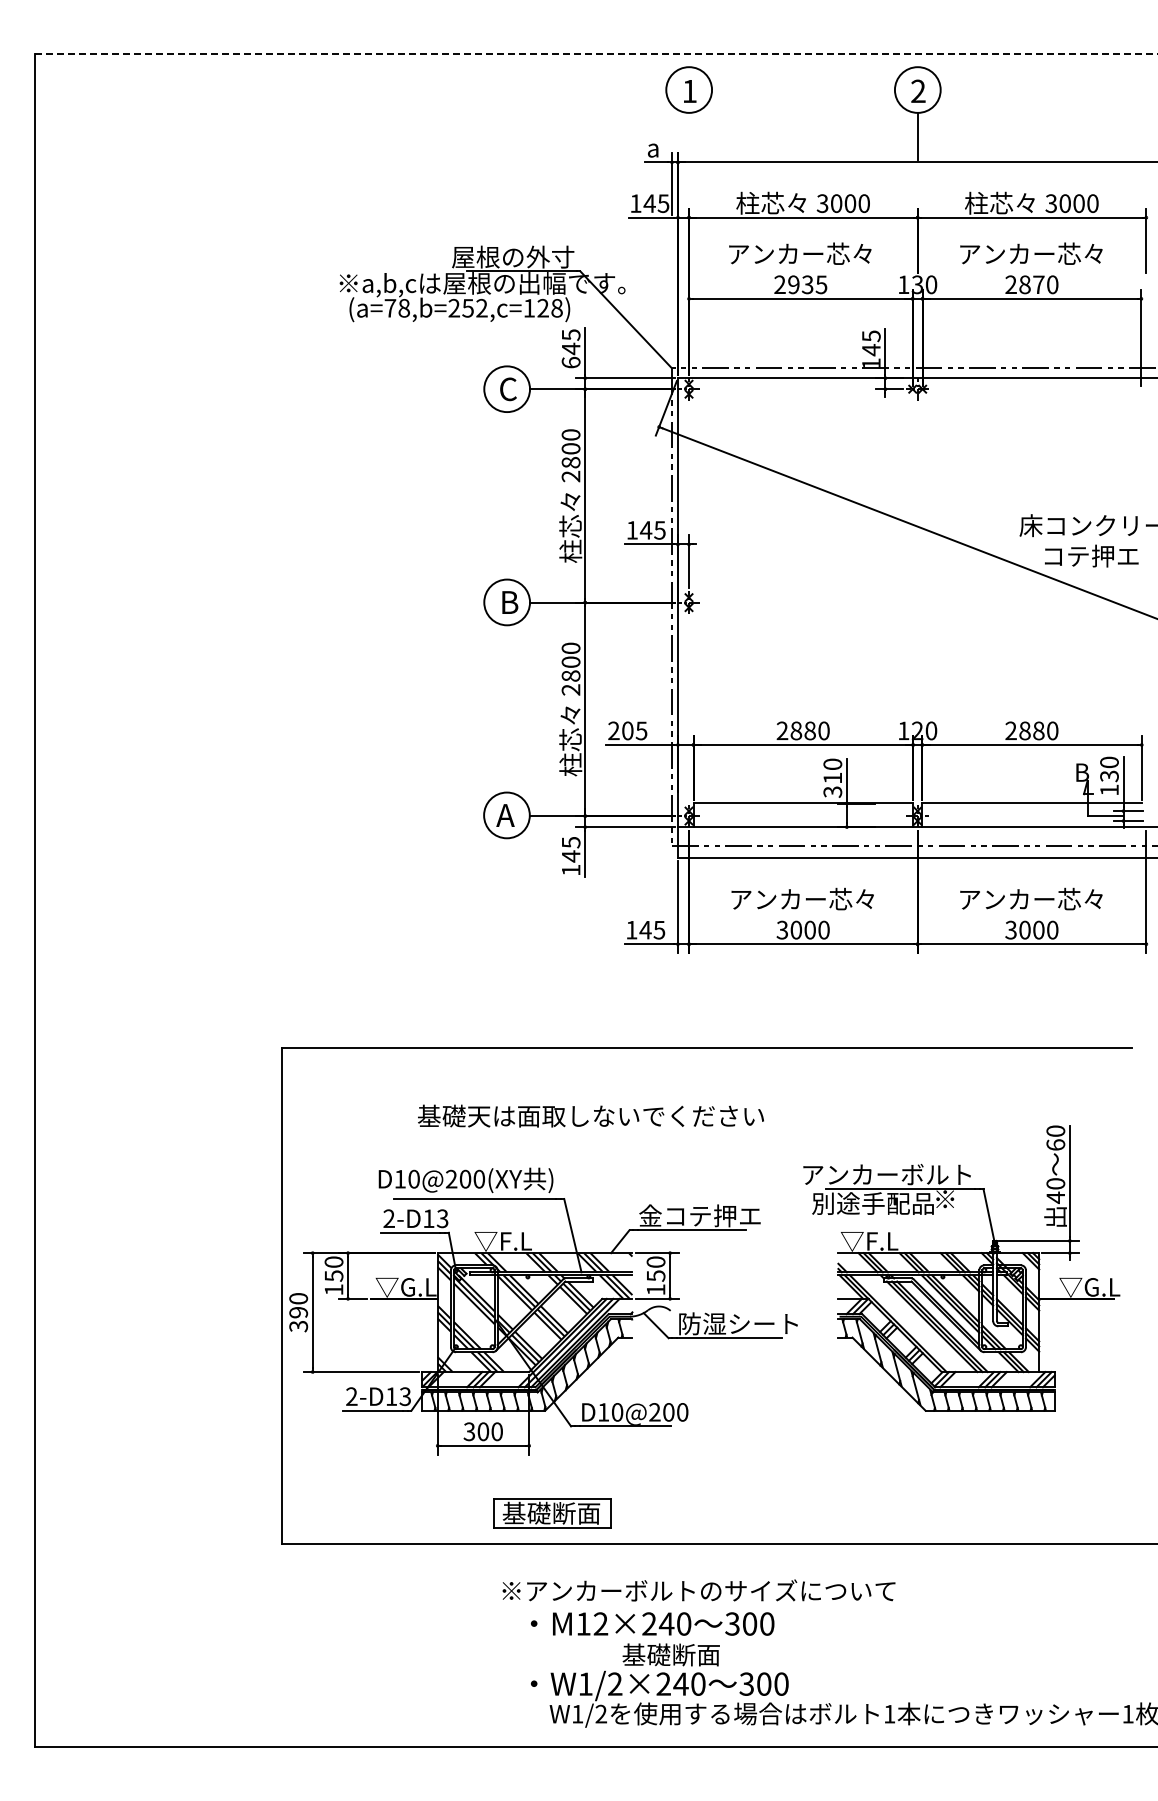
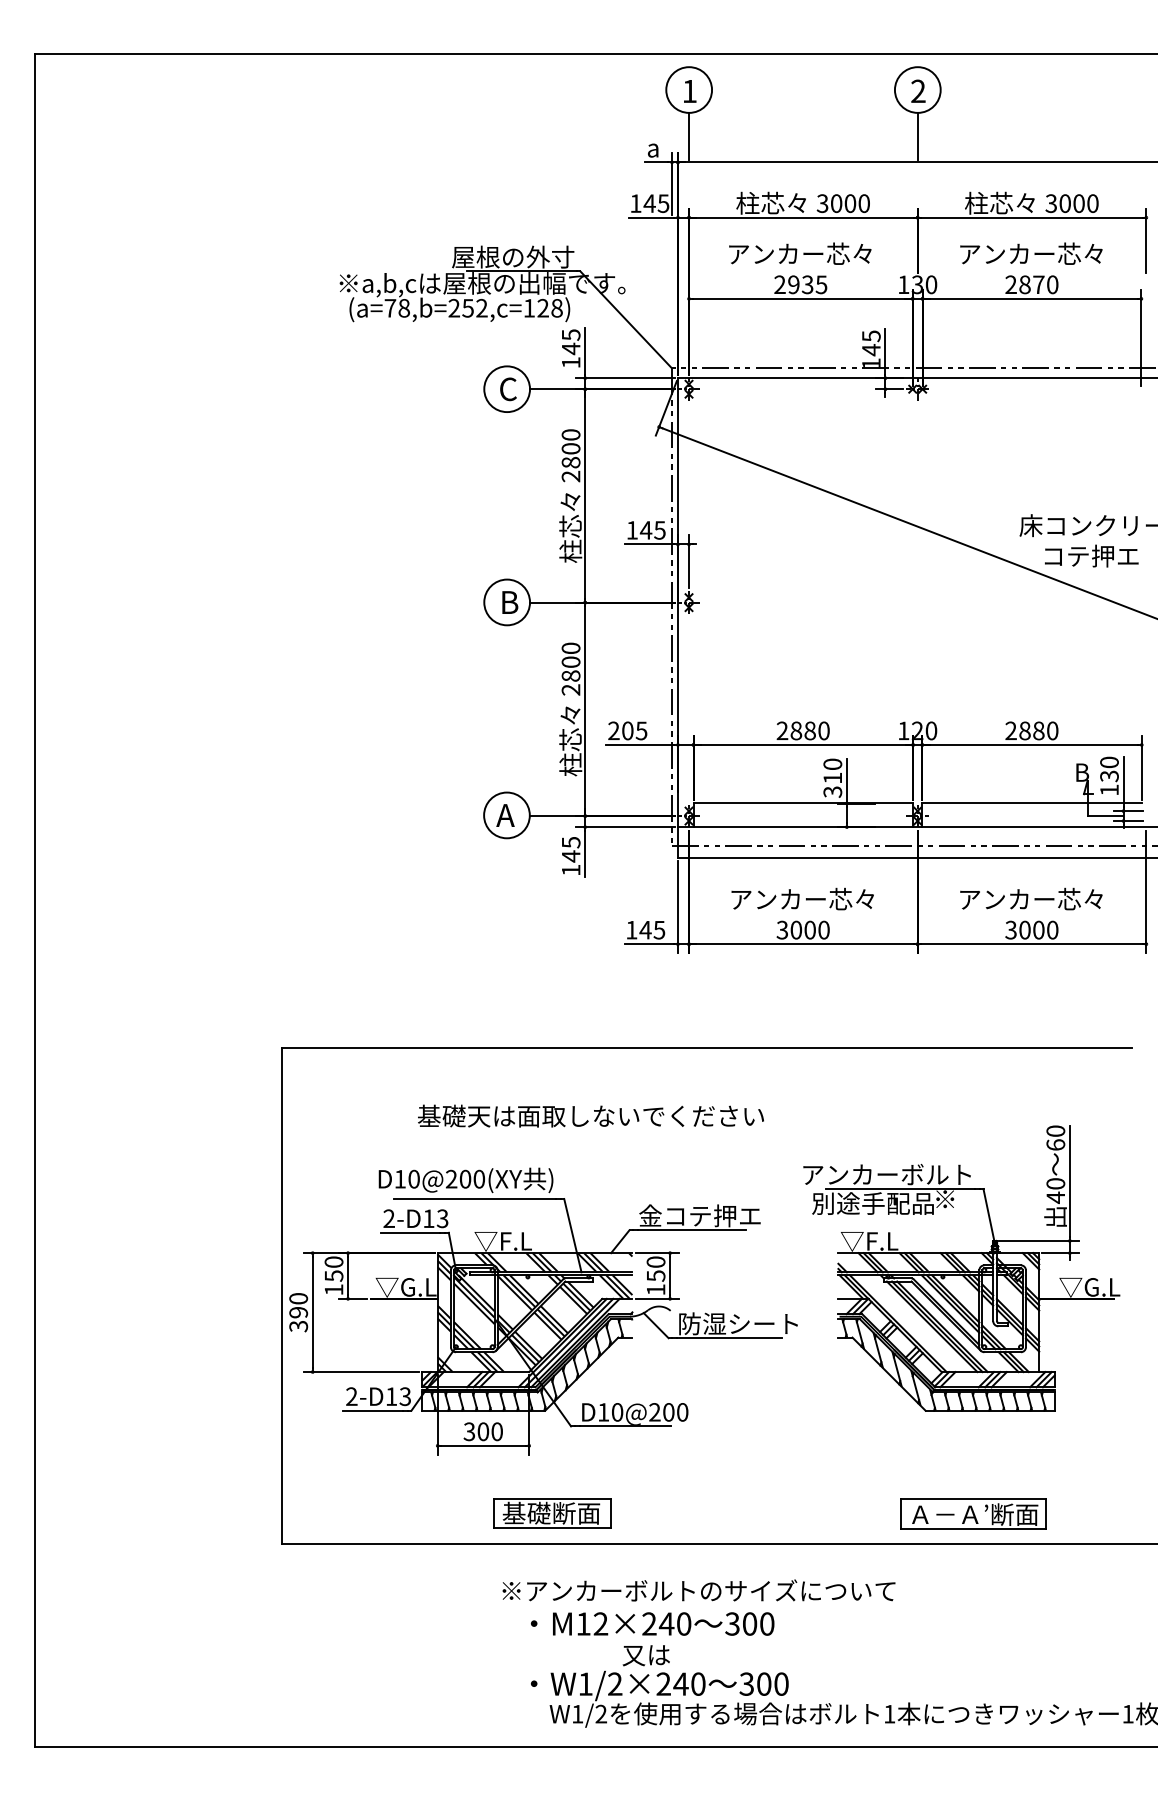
line: dashed -> solid (596, 54)
line: none -> present (689, 136)
text: 645 -> 145 (570, 362)
part: none -> present (973, 1513)
text: 基礎断面 -> 又は (670, 1654)
